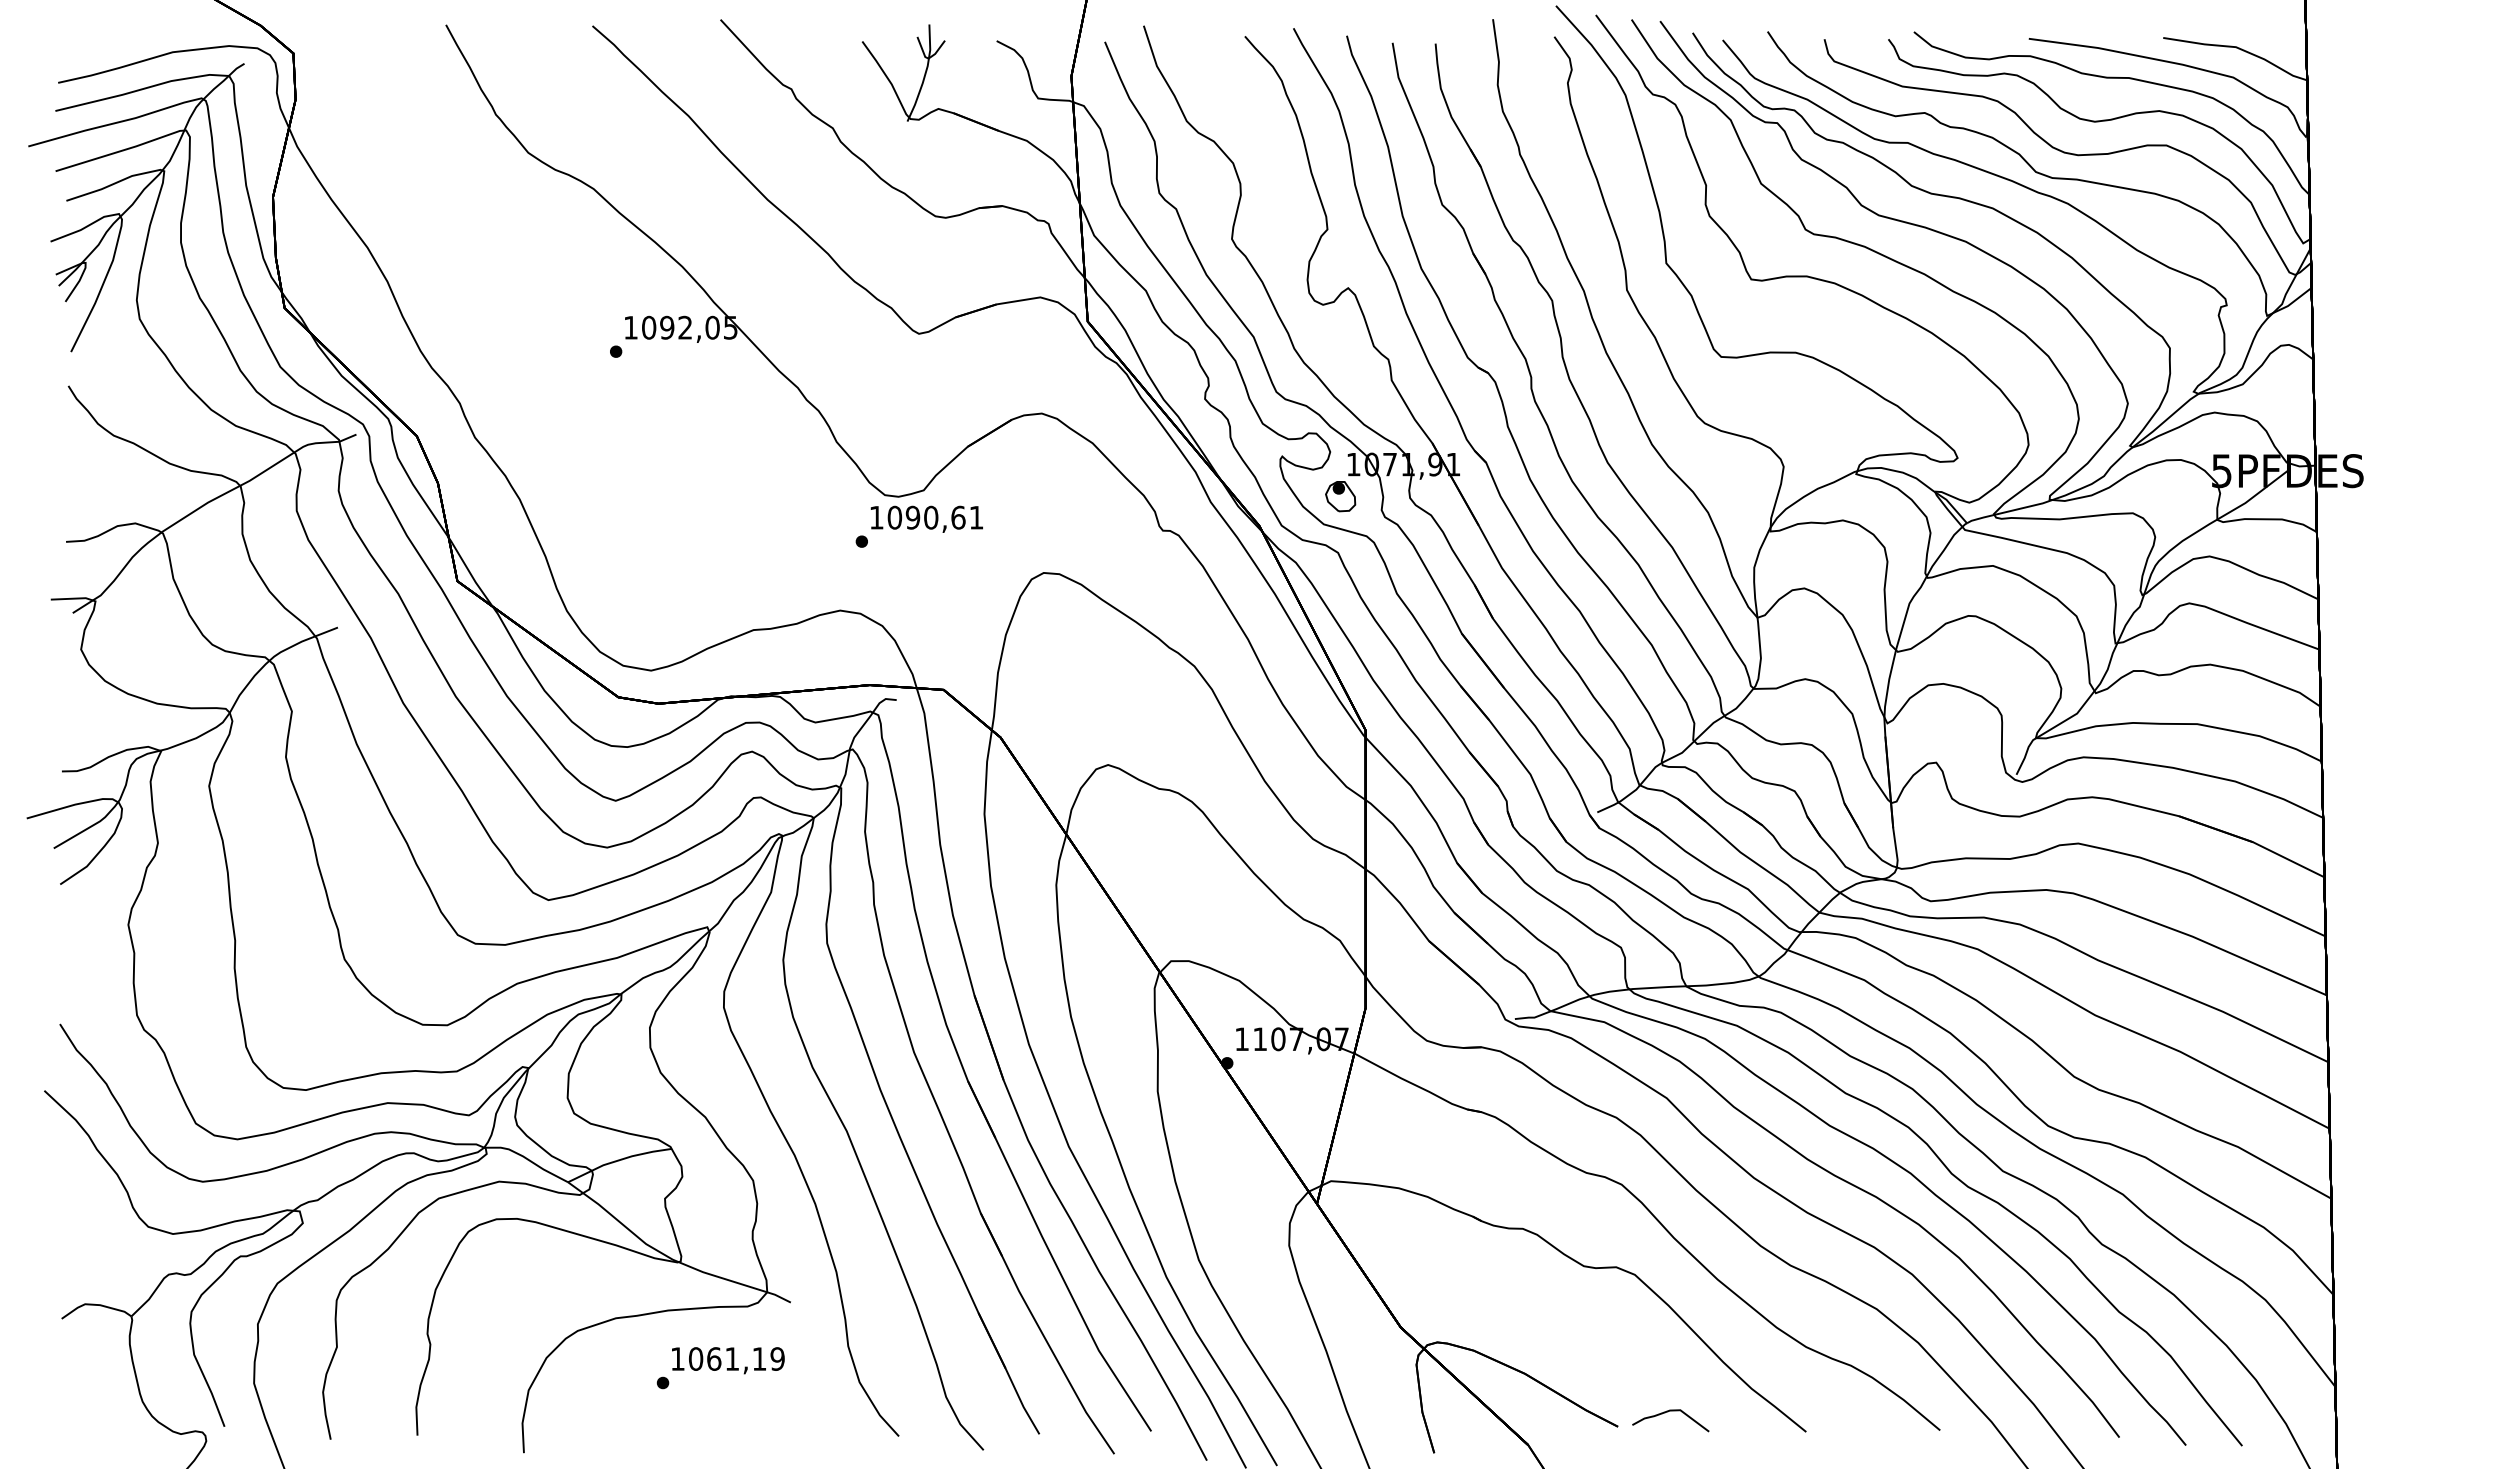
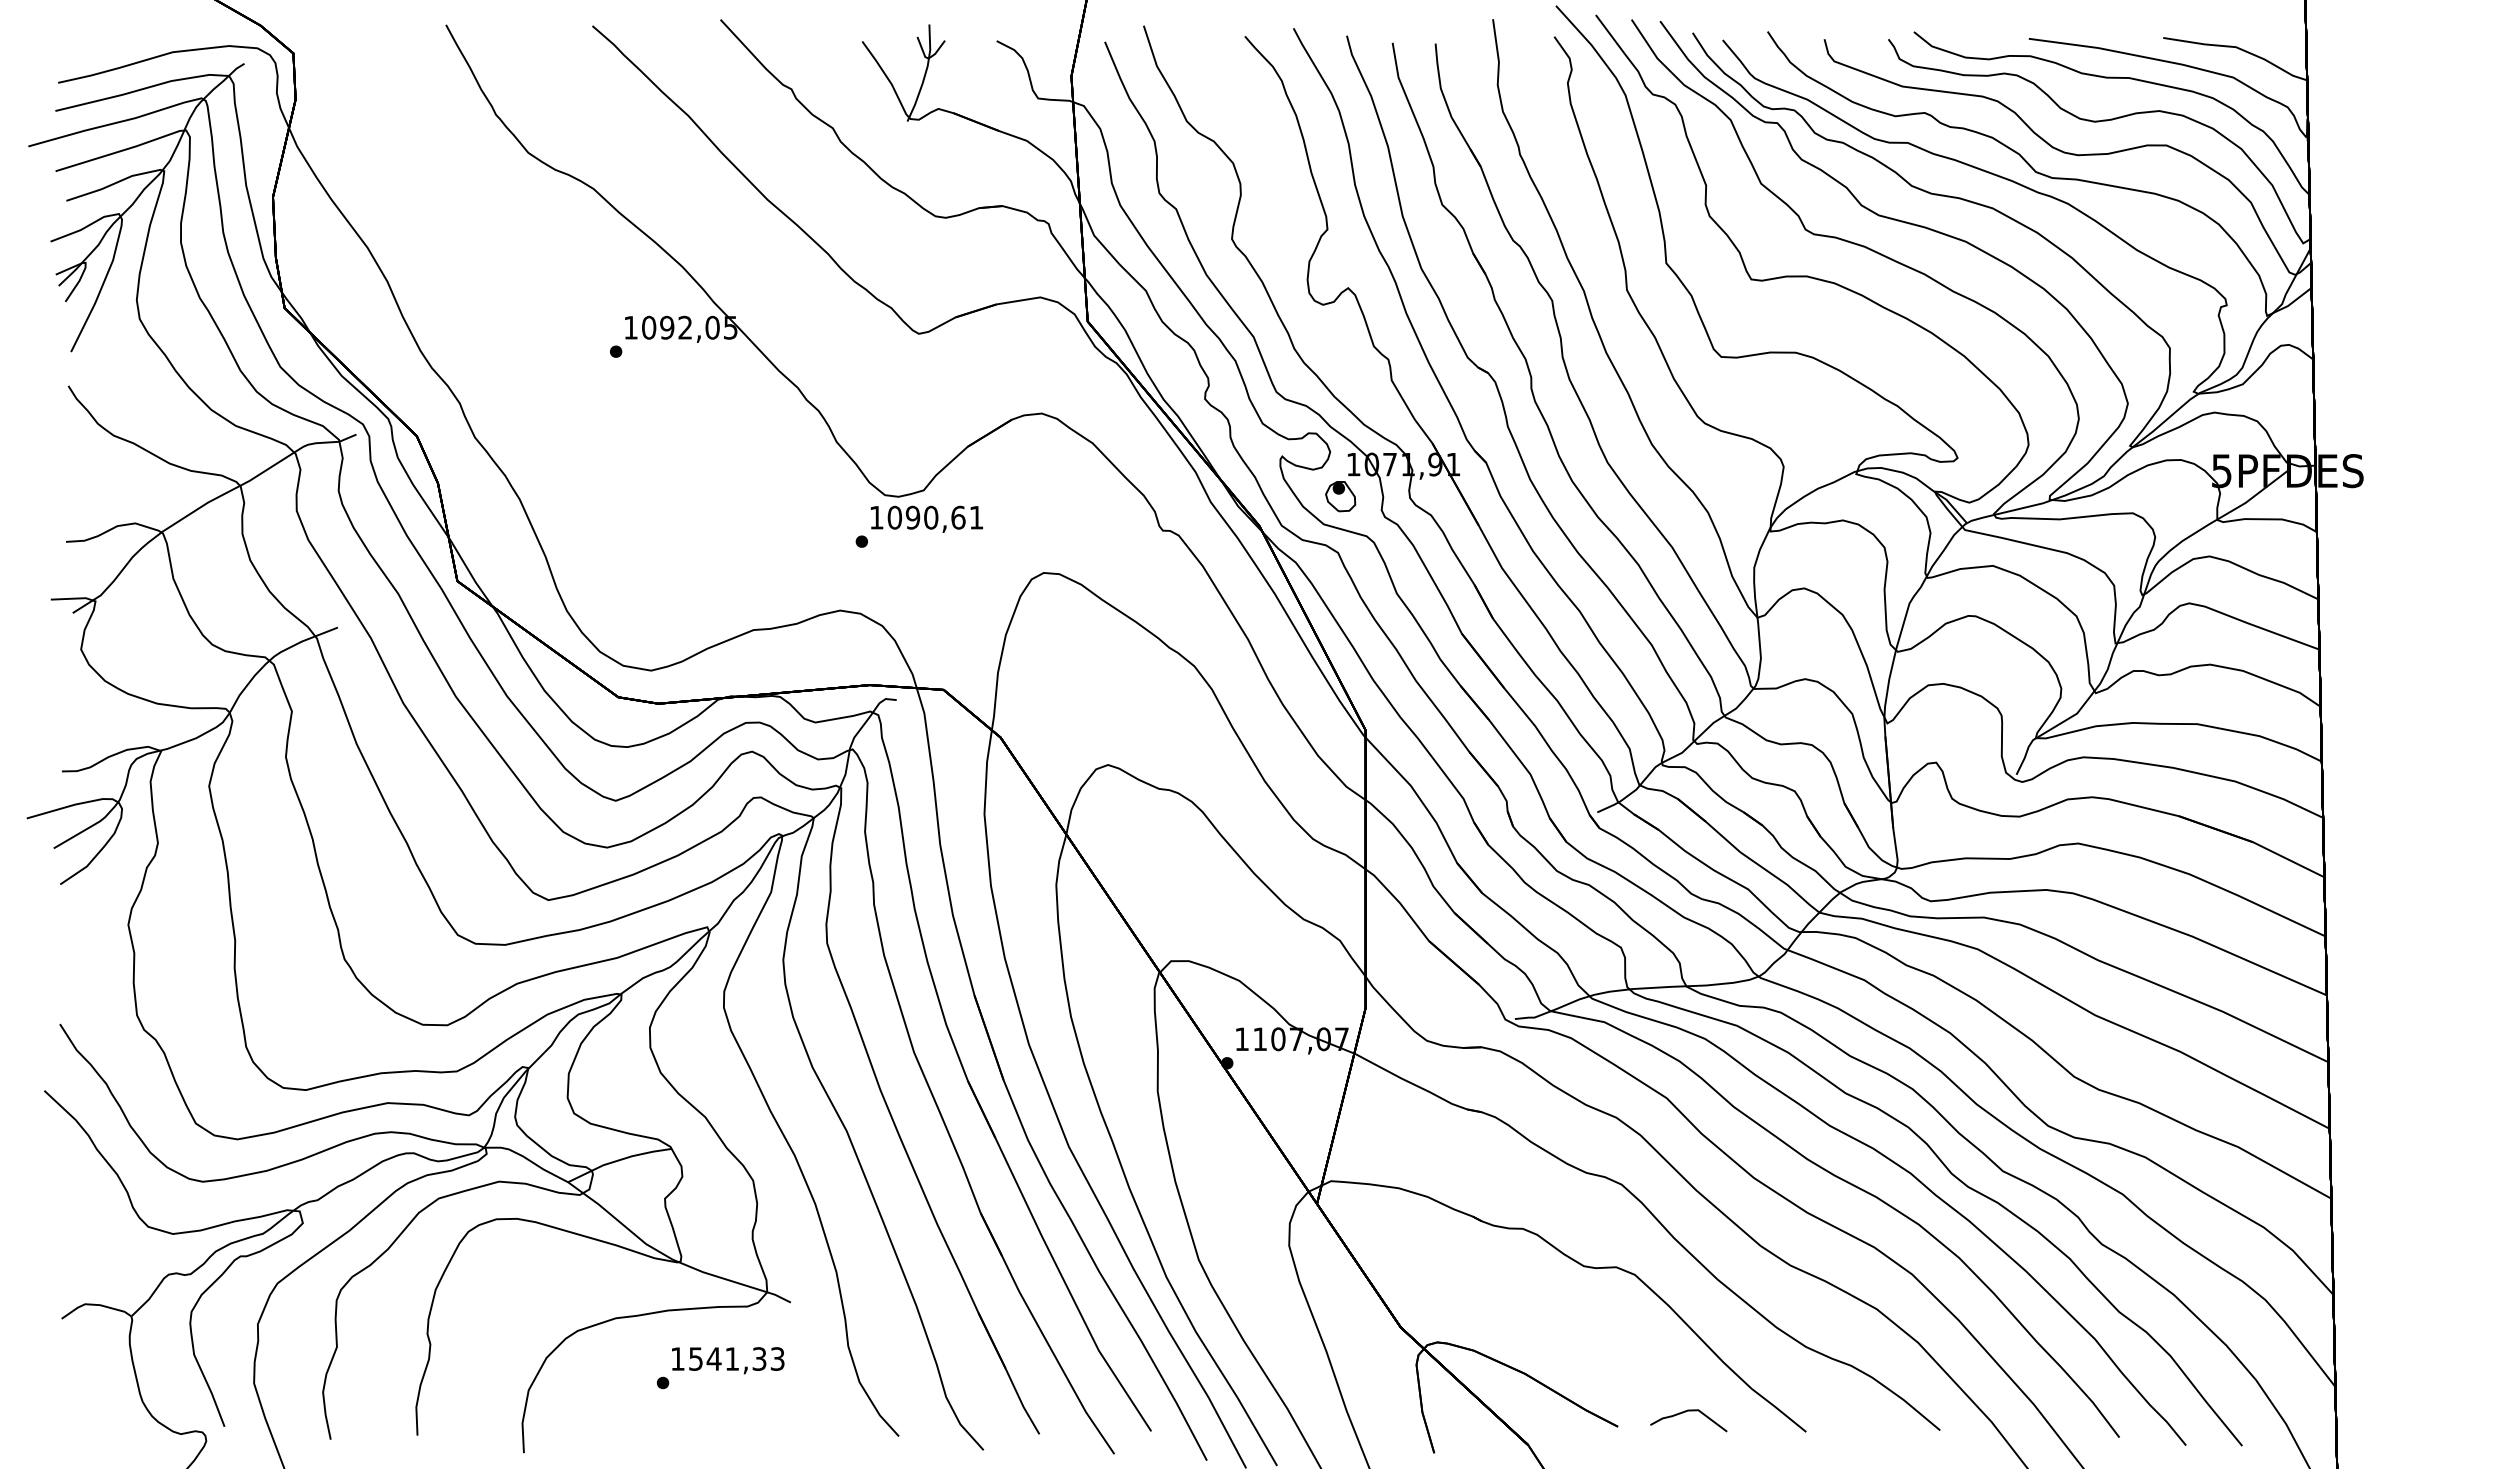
text: 1061,19 -> 1541,33 (736, 1358)
curve position: (1668, 1412) -> (1686, 1412) (1686, 1412)
